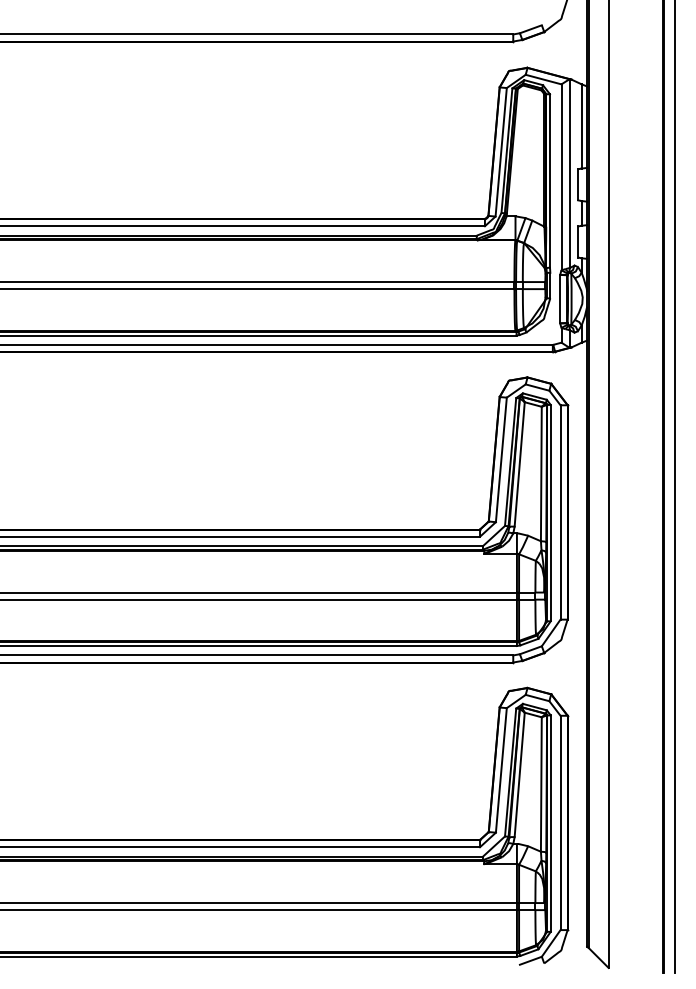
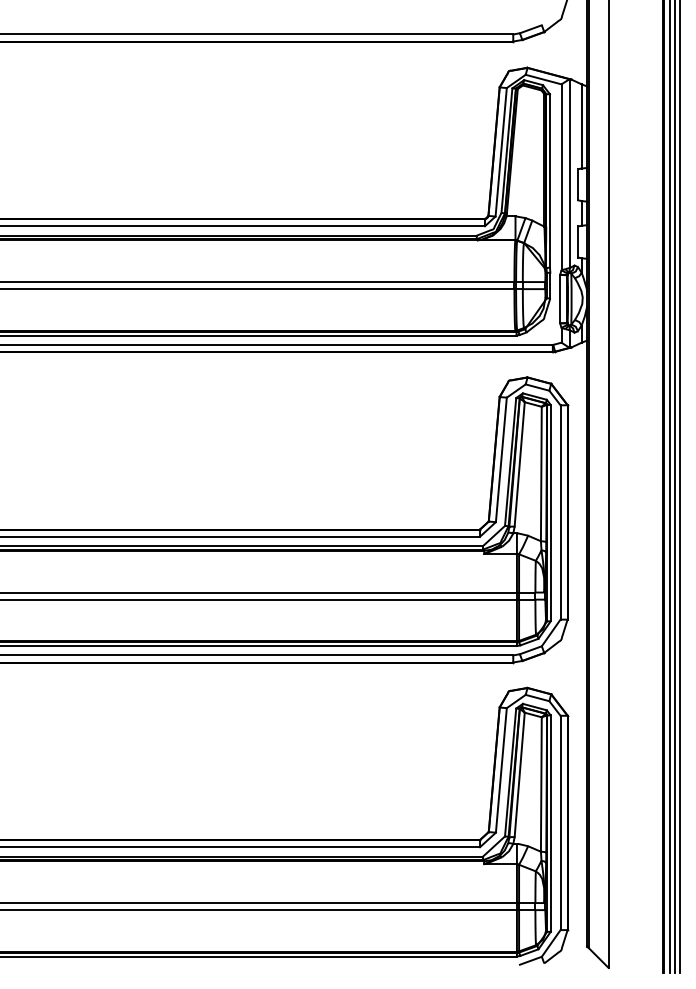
line: none -> present (669, 487)
line: none -> present (680, 487)
